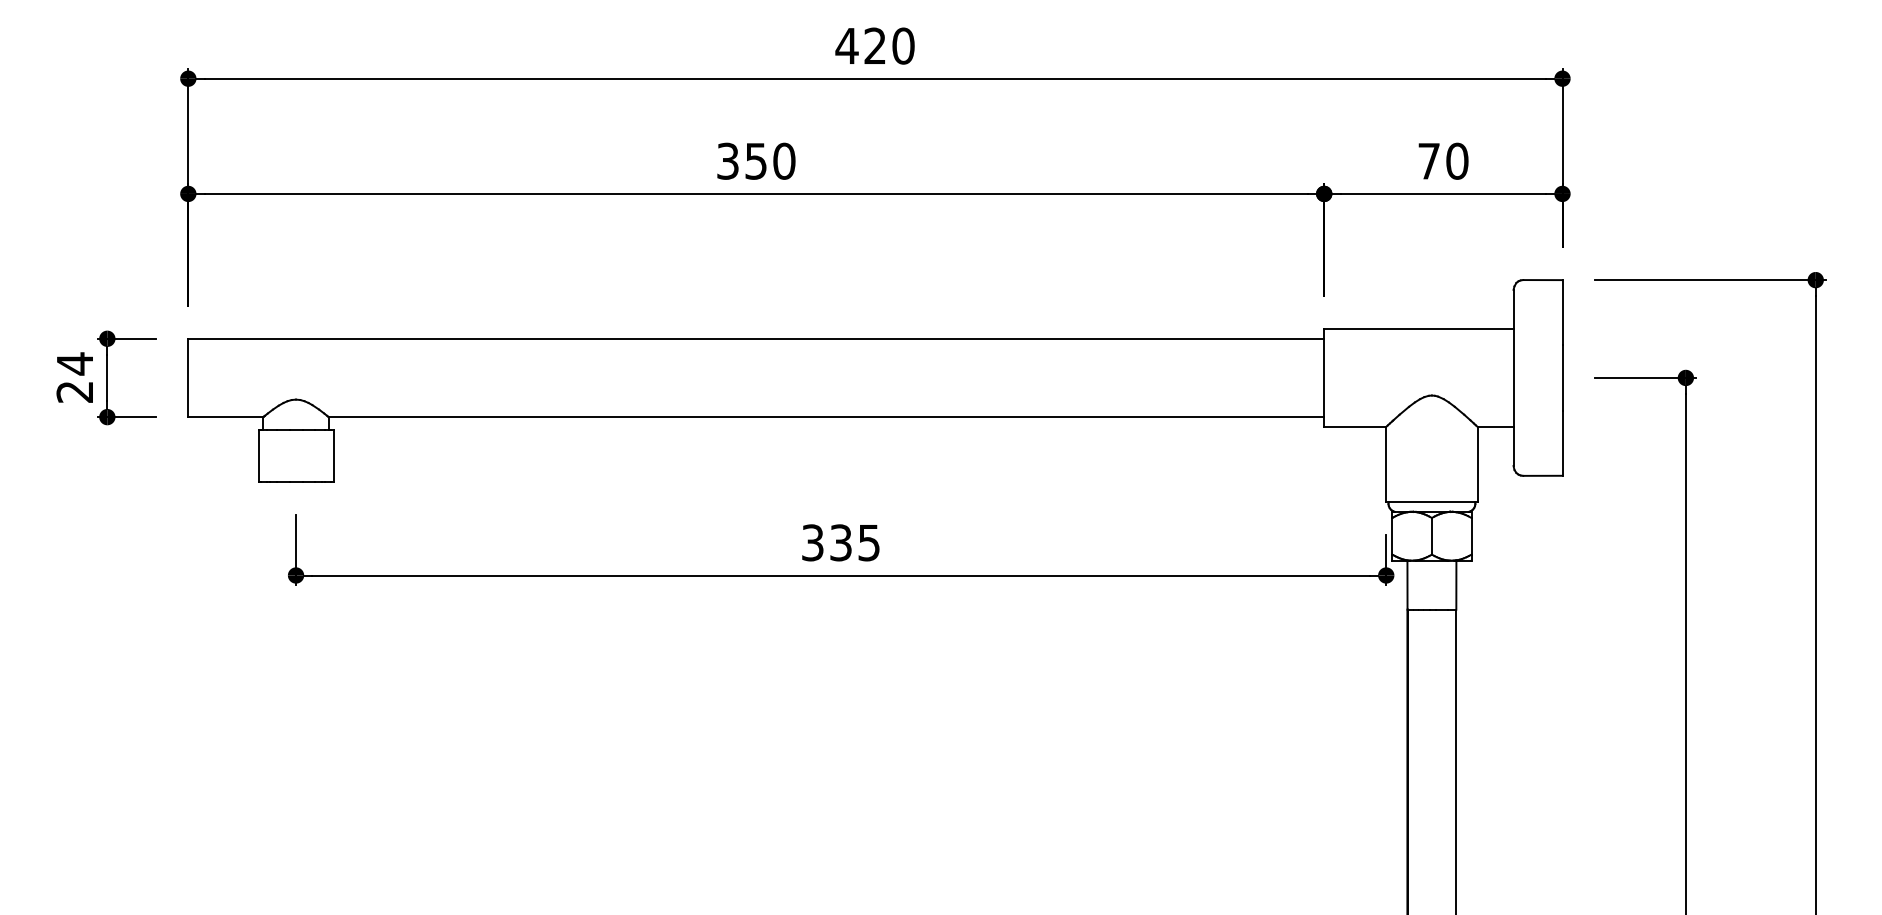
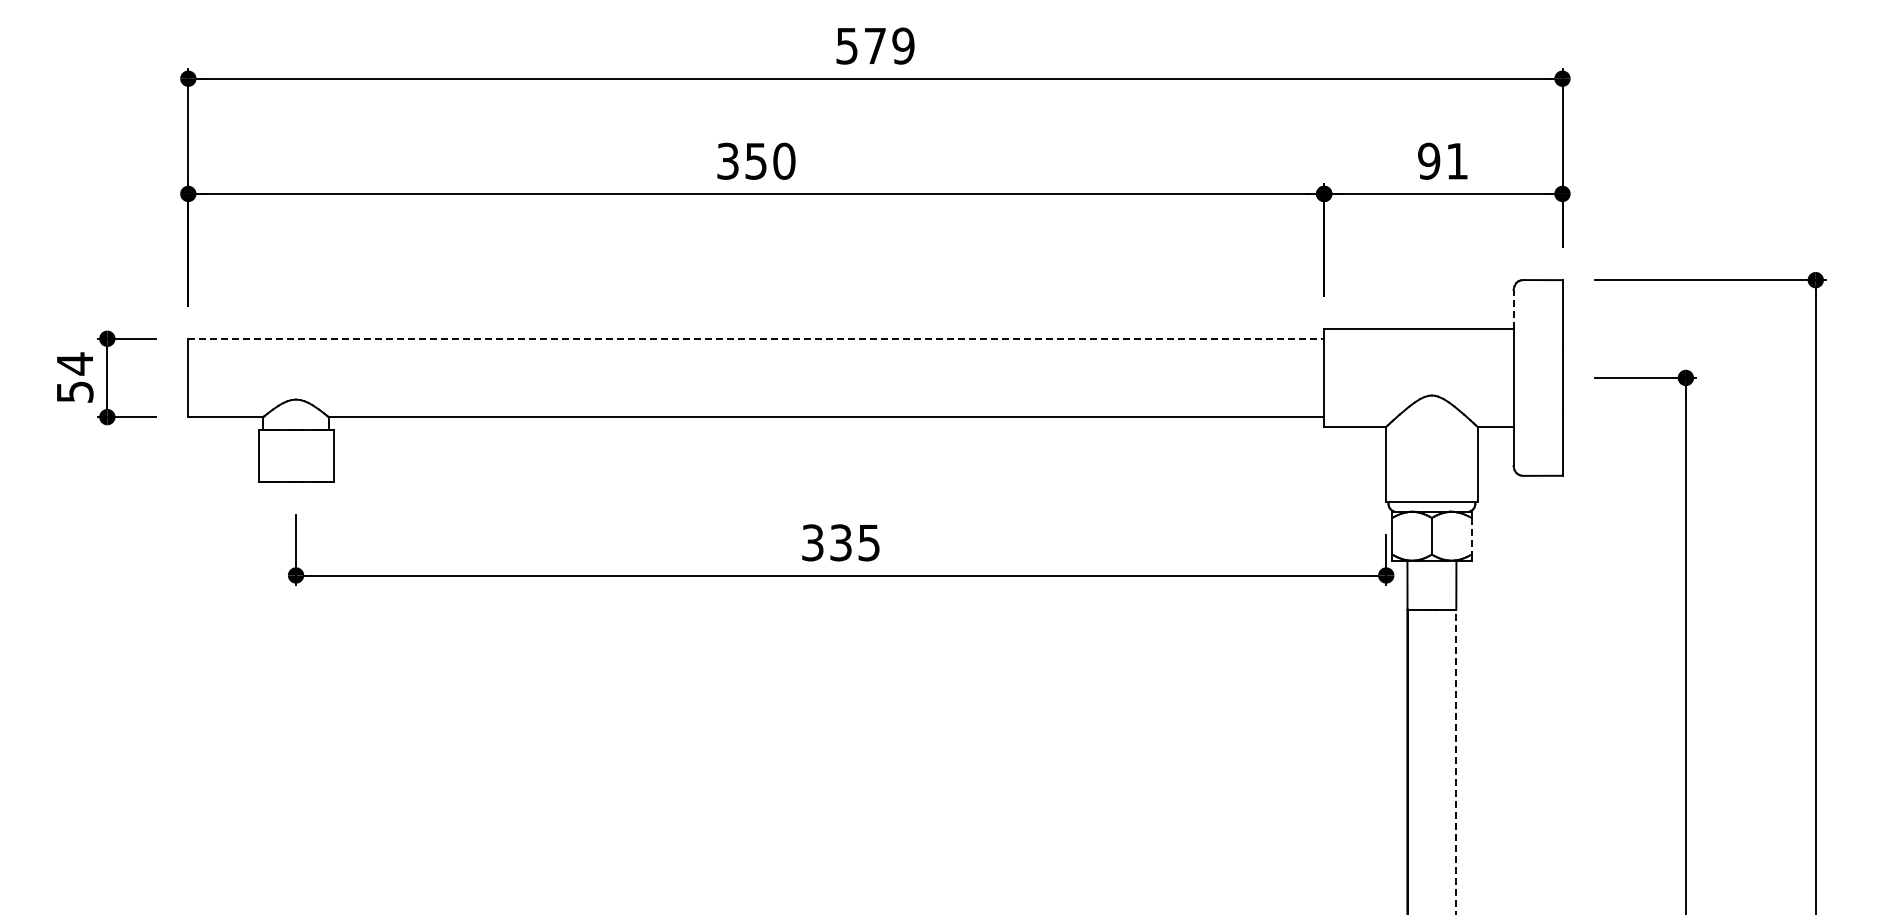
text: 420 -> 579 (874, 45)
text: 70 -> 91 (1443, 160)
line: solid -> dashed (1513, 309)
line: solid -> dashed (756, 338)
text: 24 -> 54 (74, 391)
line: solid -> dashed (1471, 536)
line: solid -> dashed (1456, 761)
